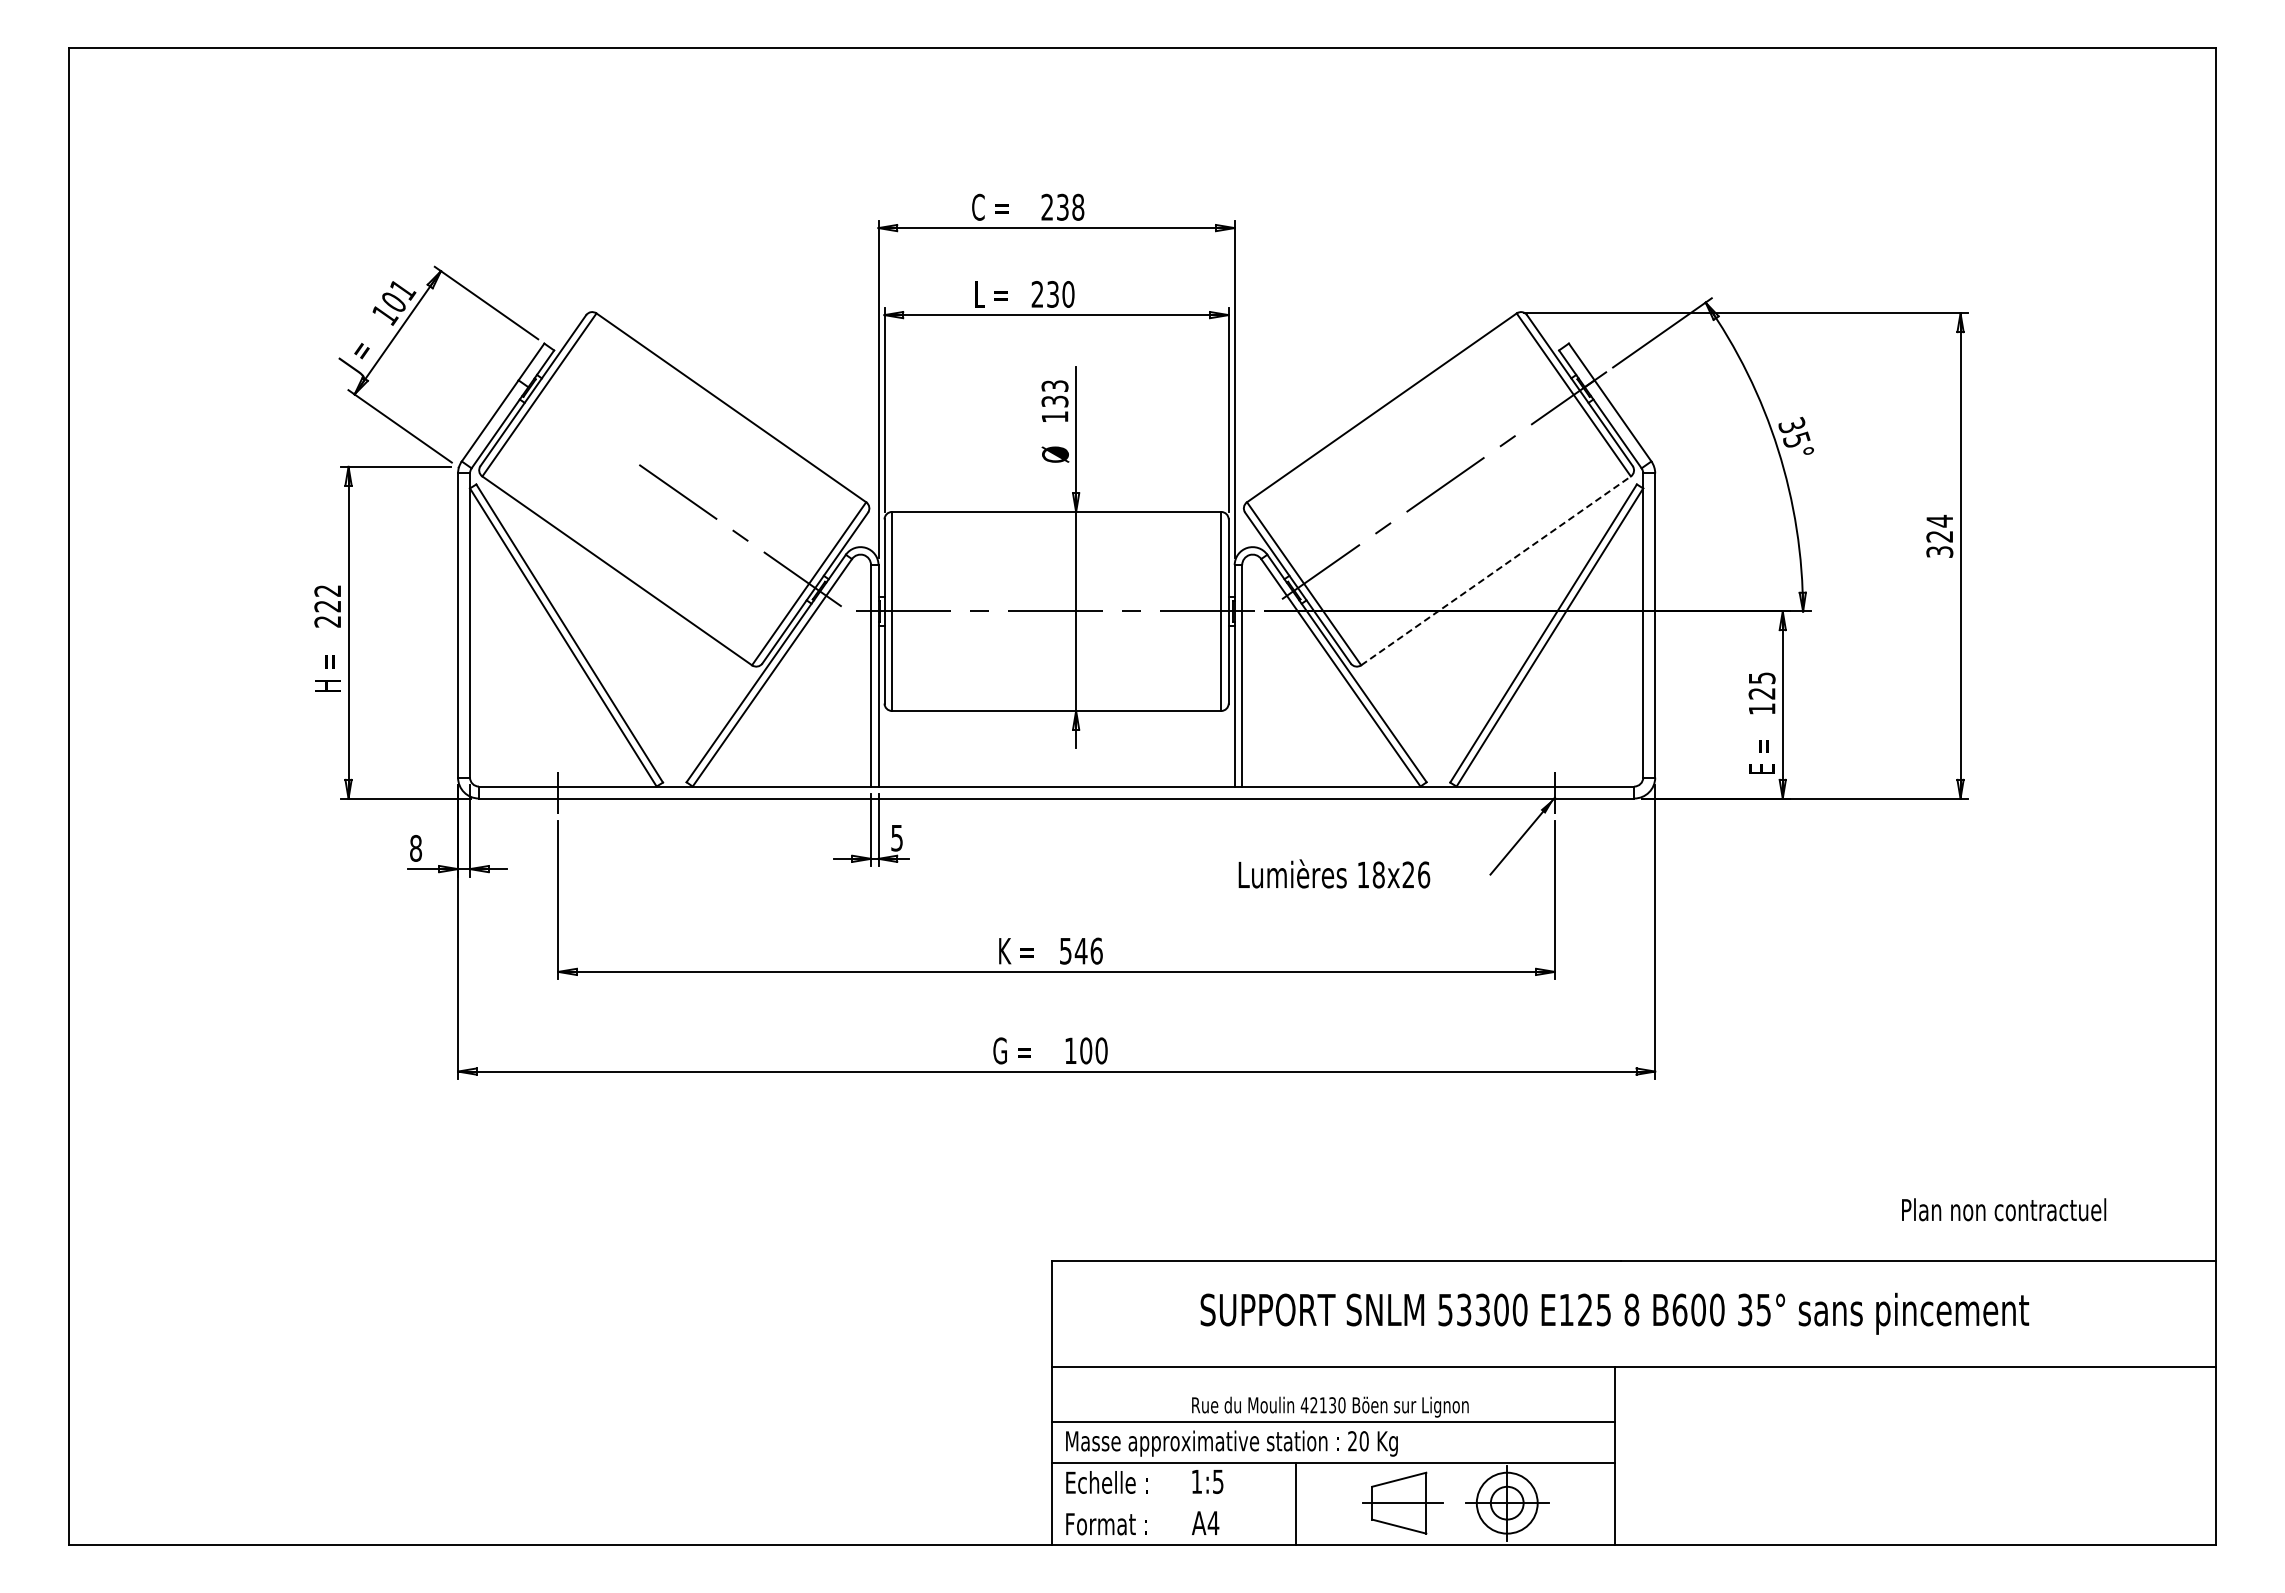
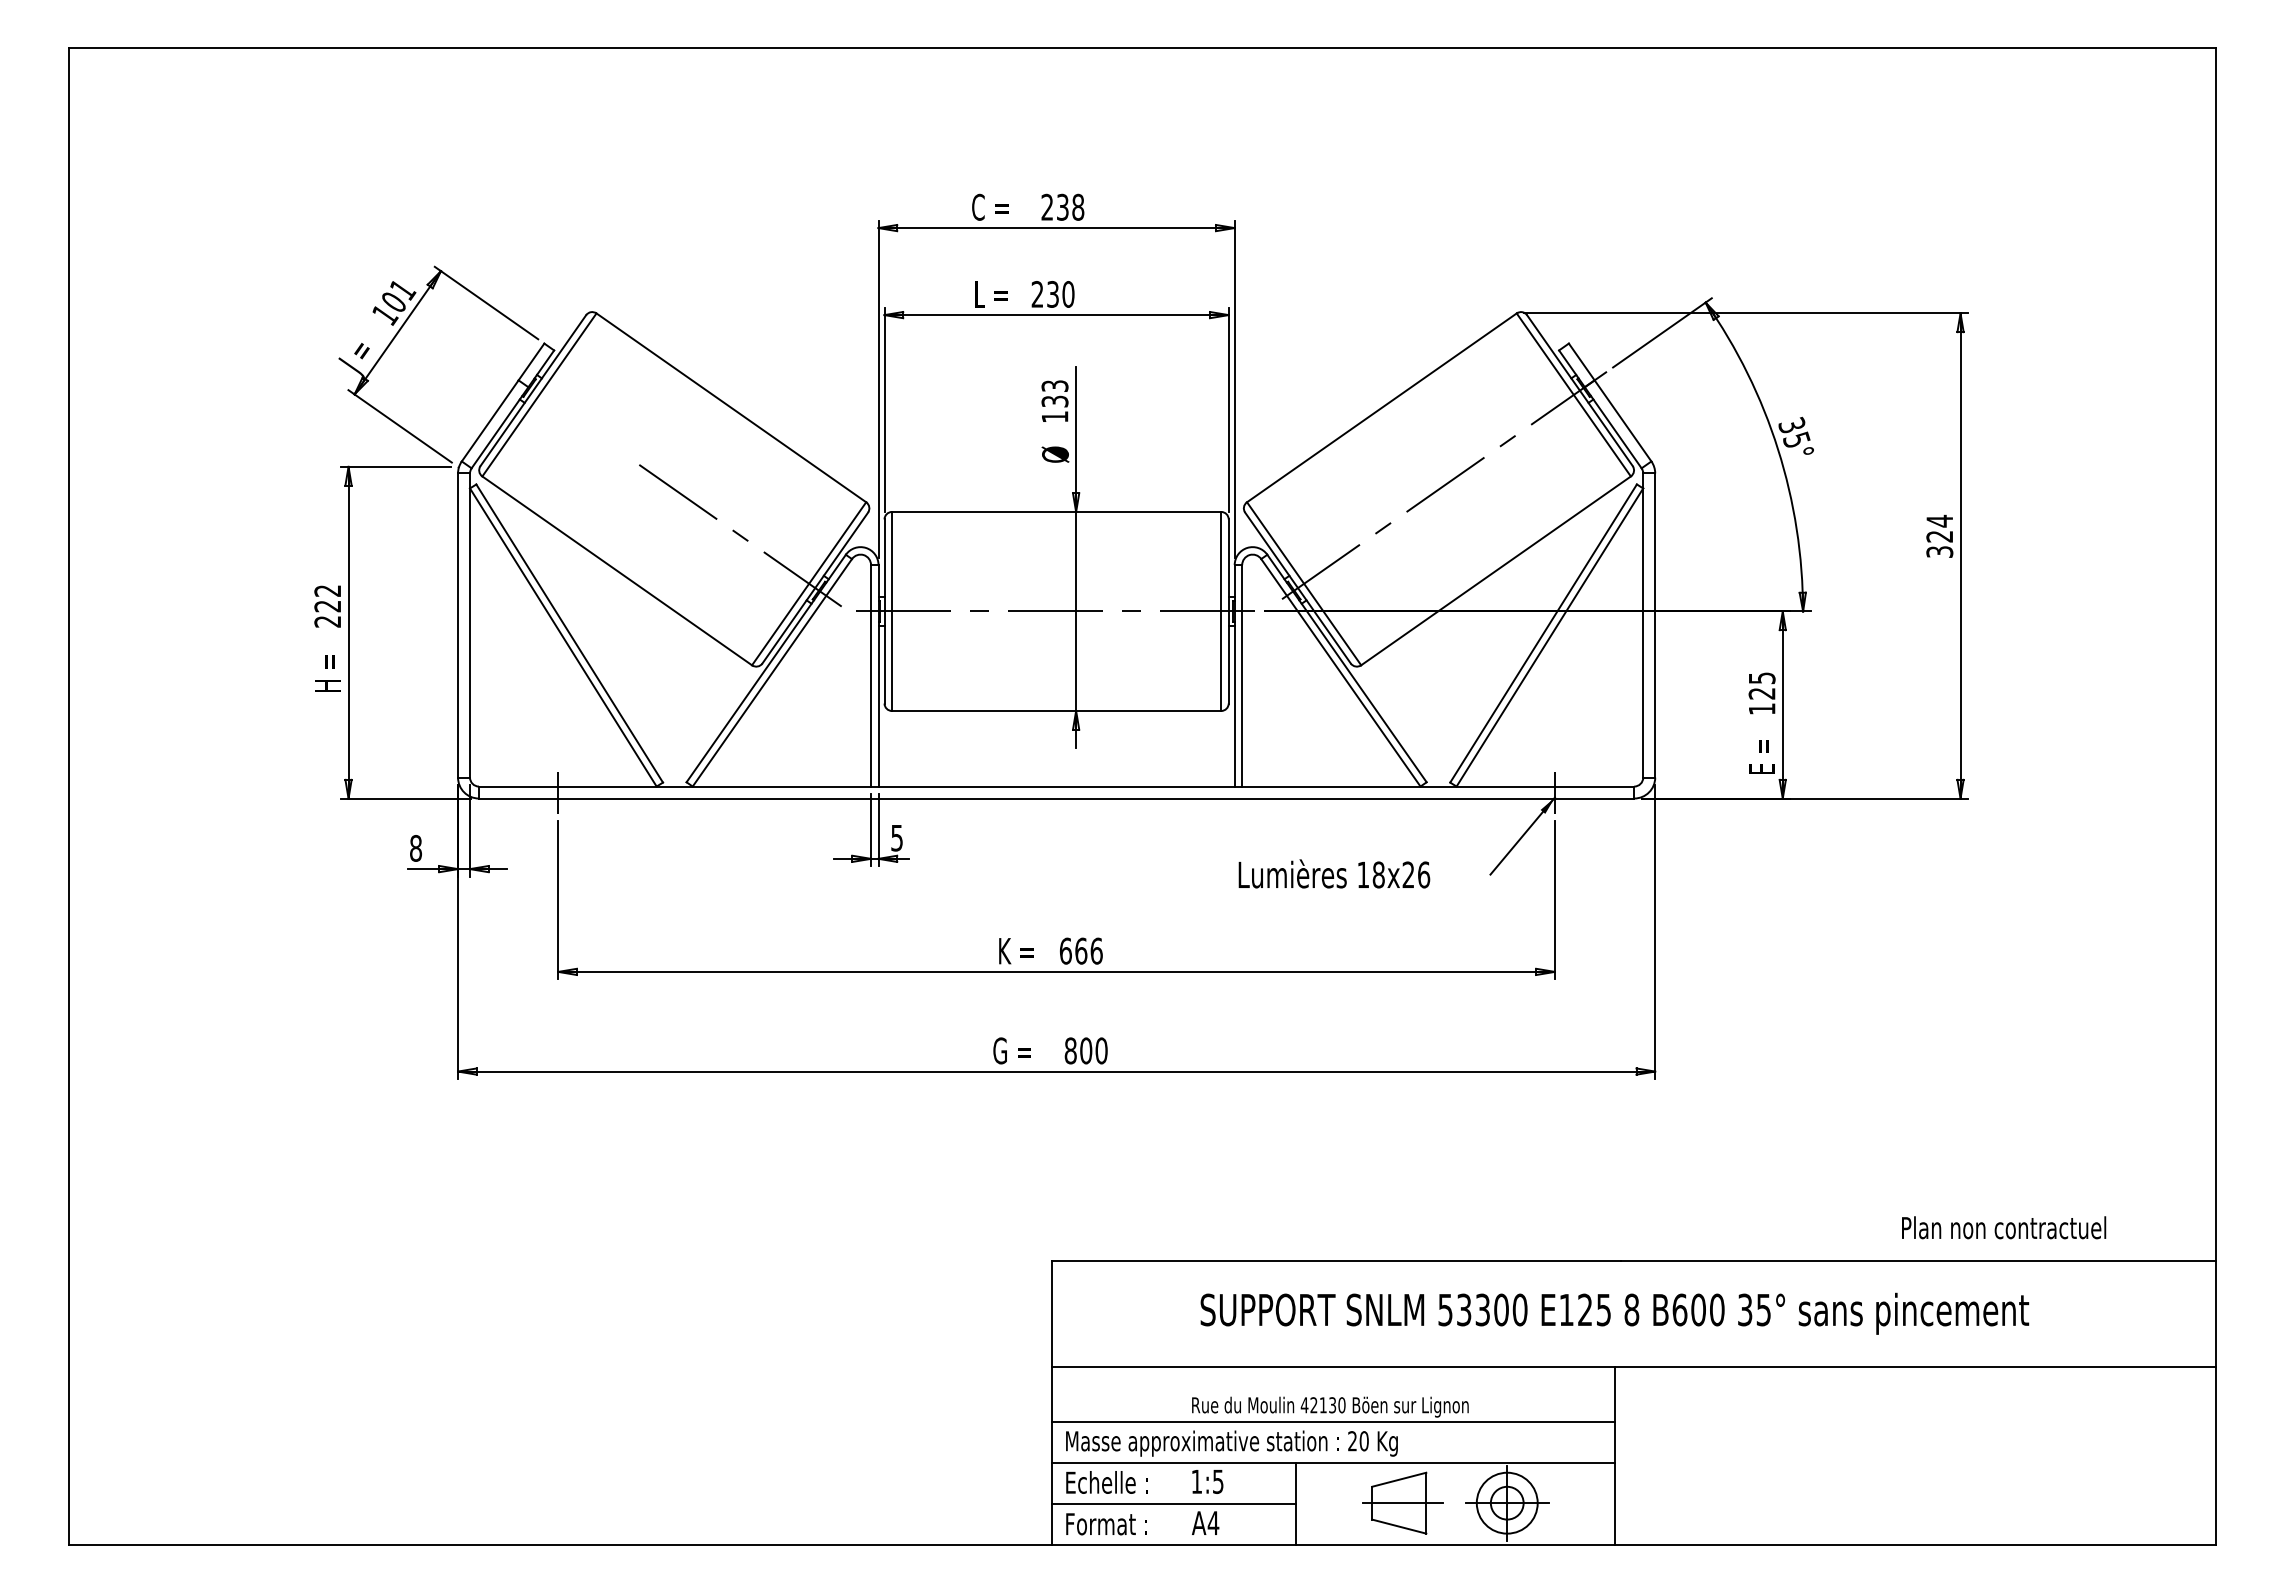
line: dashed -> solid (1496, 570)
text: 546 -> 666 (1073, 950)
text: 100 -> 800 (1070, 1050)
text position: (2004, 1209) -> (2004, 1227) (2004, 1227)
line: none -> present (1174, 1504)
